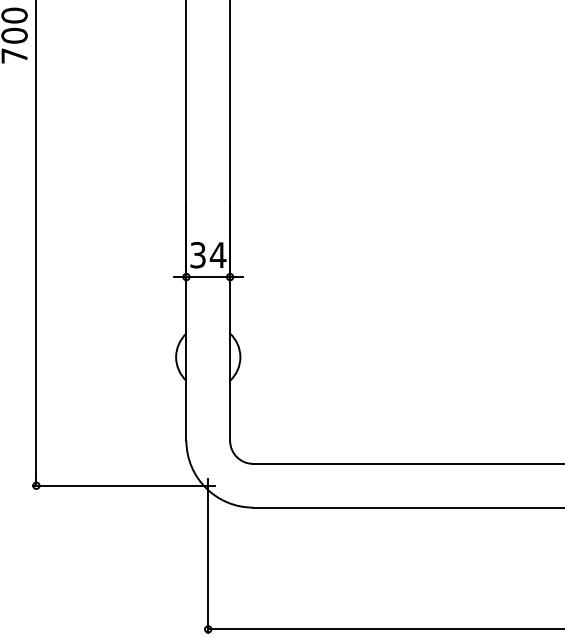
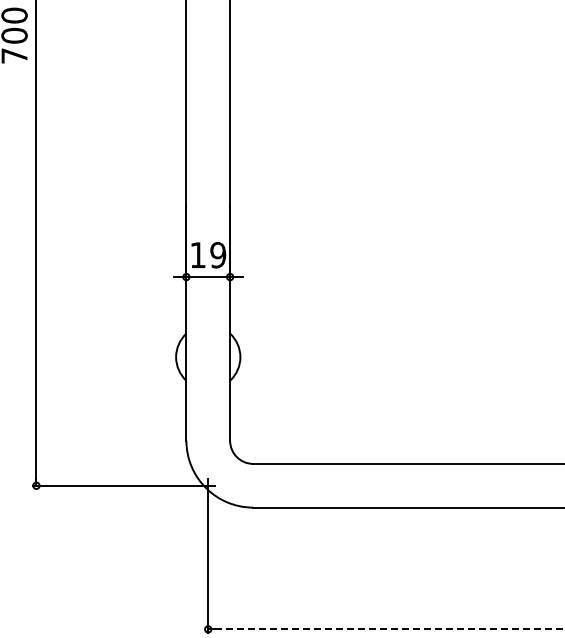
text: 34 -> 19 (208, 255)
line: solid -> dashed (389, 629)
